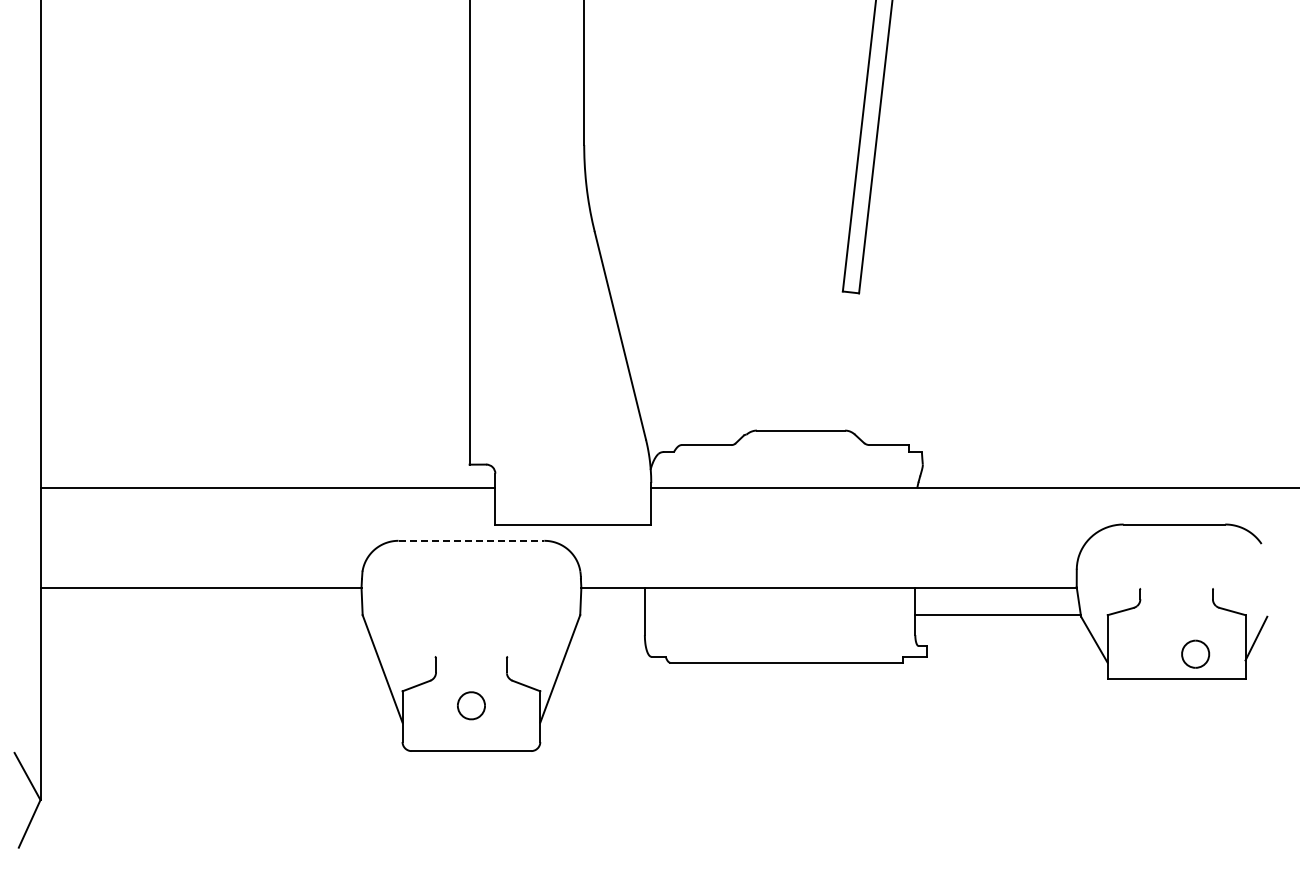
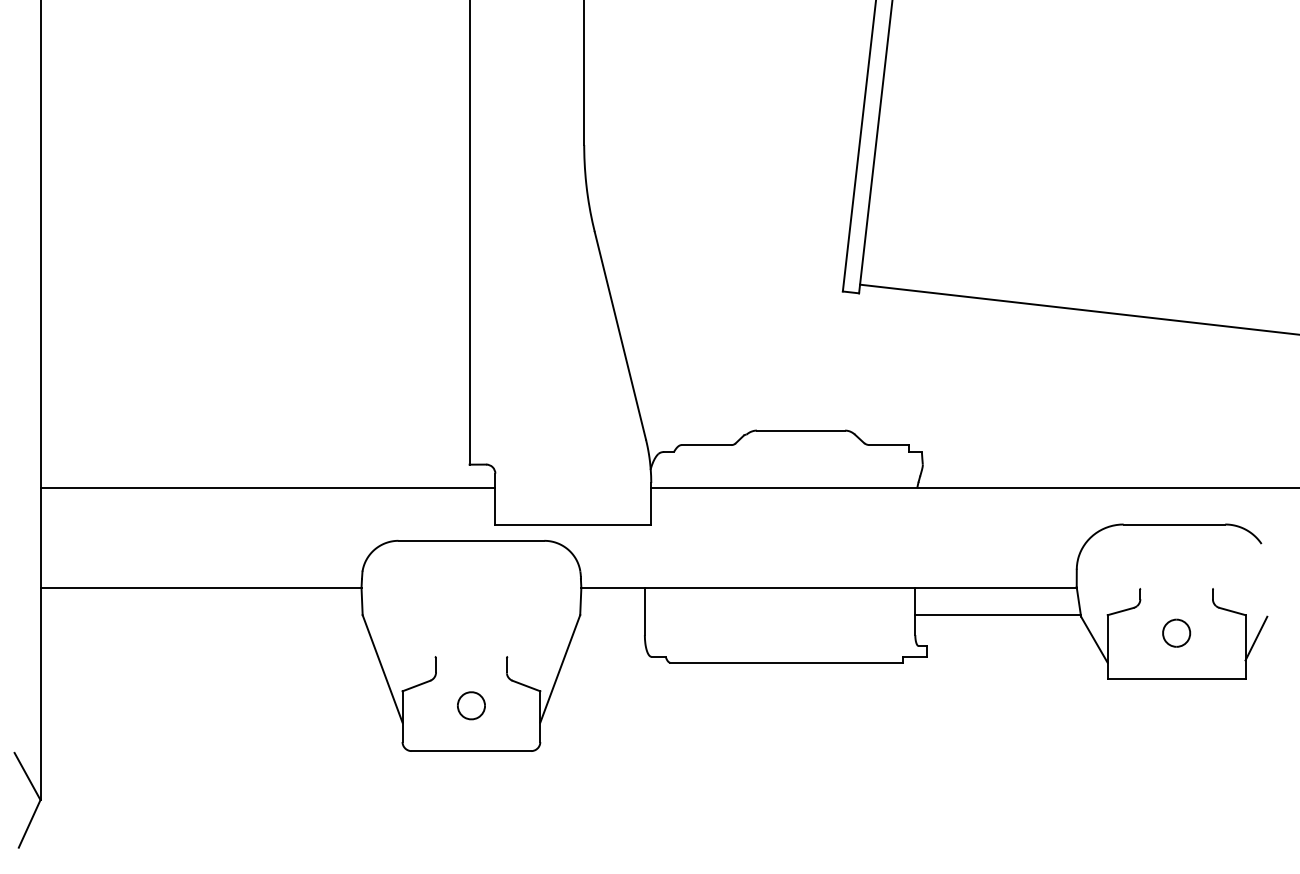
line: none -> present (1078, 309)
line: dashed -> solid (471, 540)
part position: (1195, 653) -> (1176, 632) (1176, 632)
